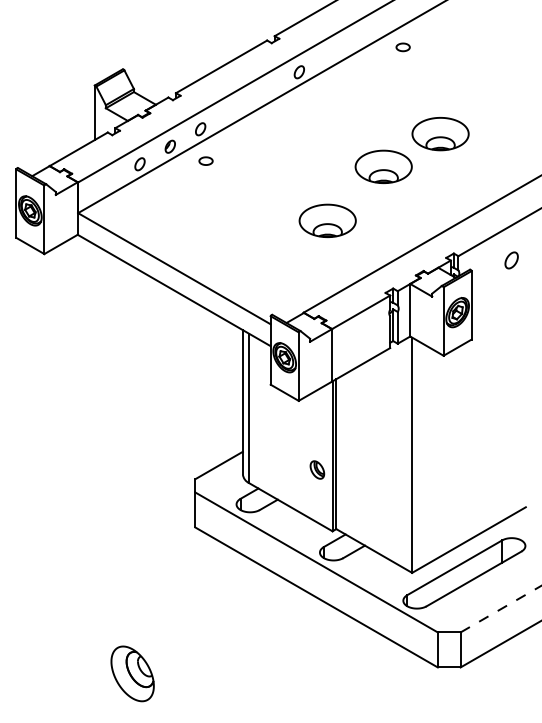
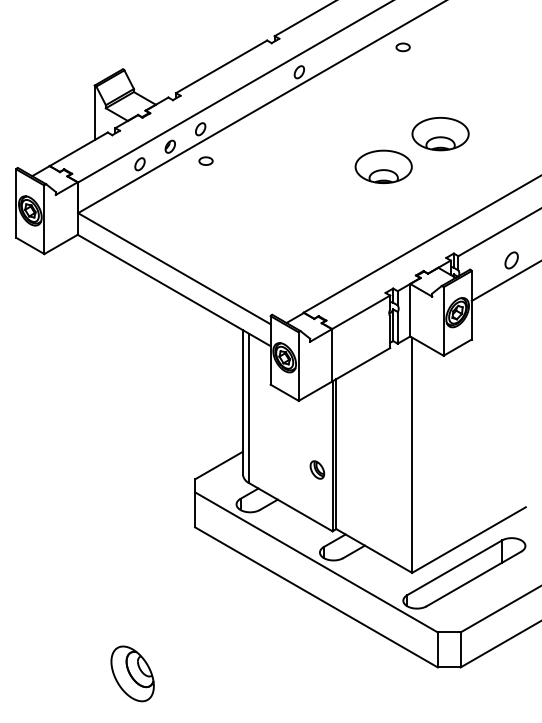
part: present -> none (327, 220)
line: none -> present (504, 281)
line: dashed -> solid (501, 608)
